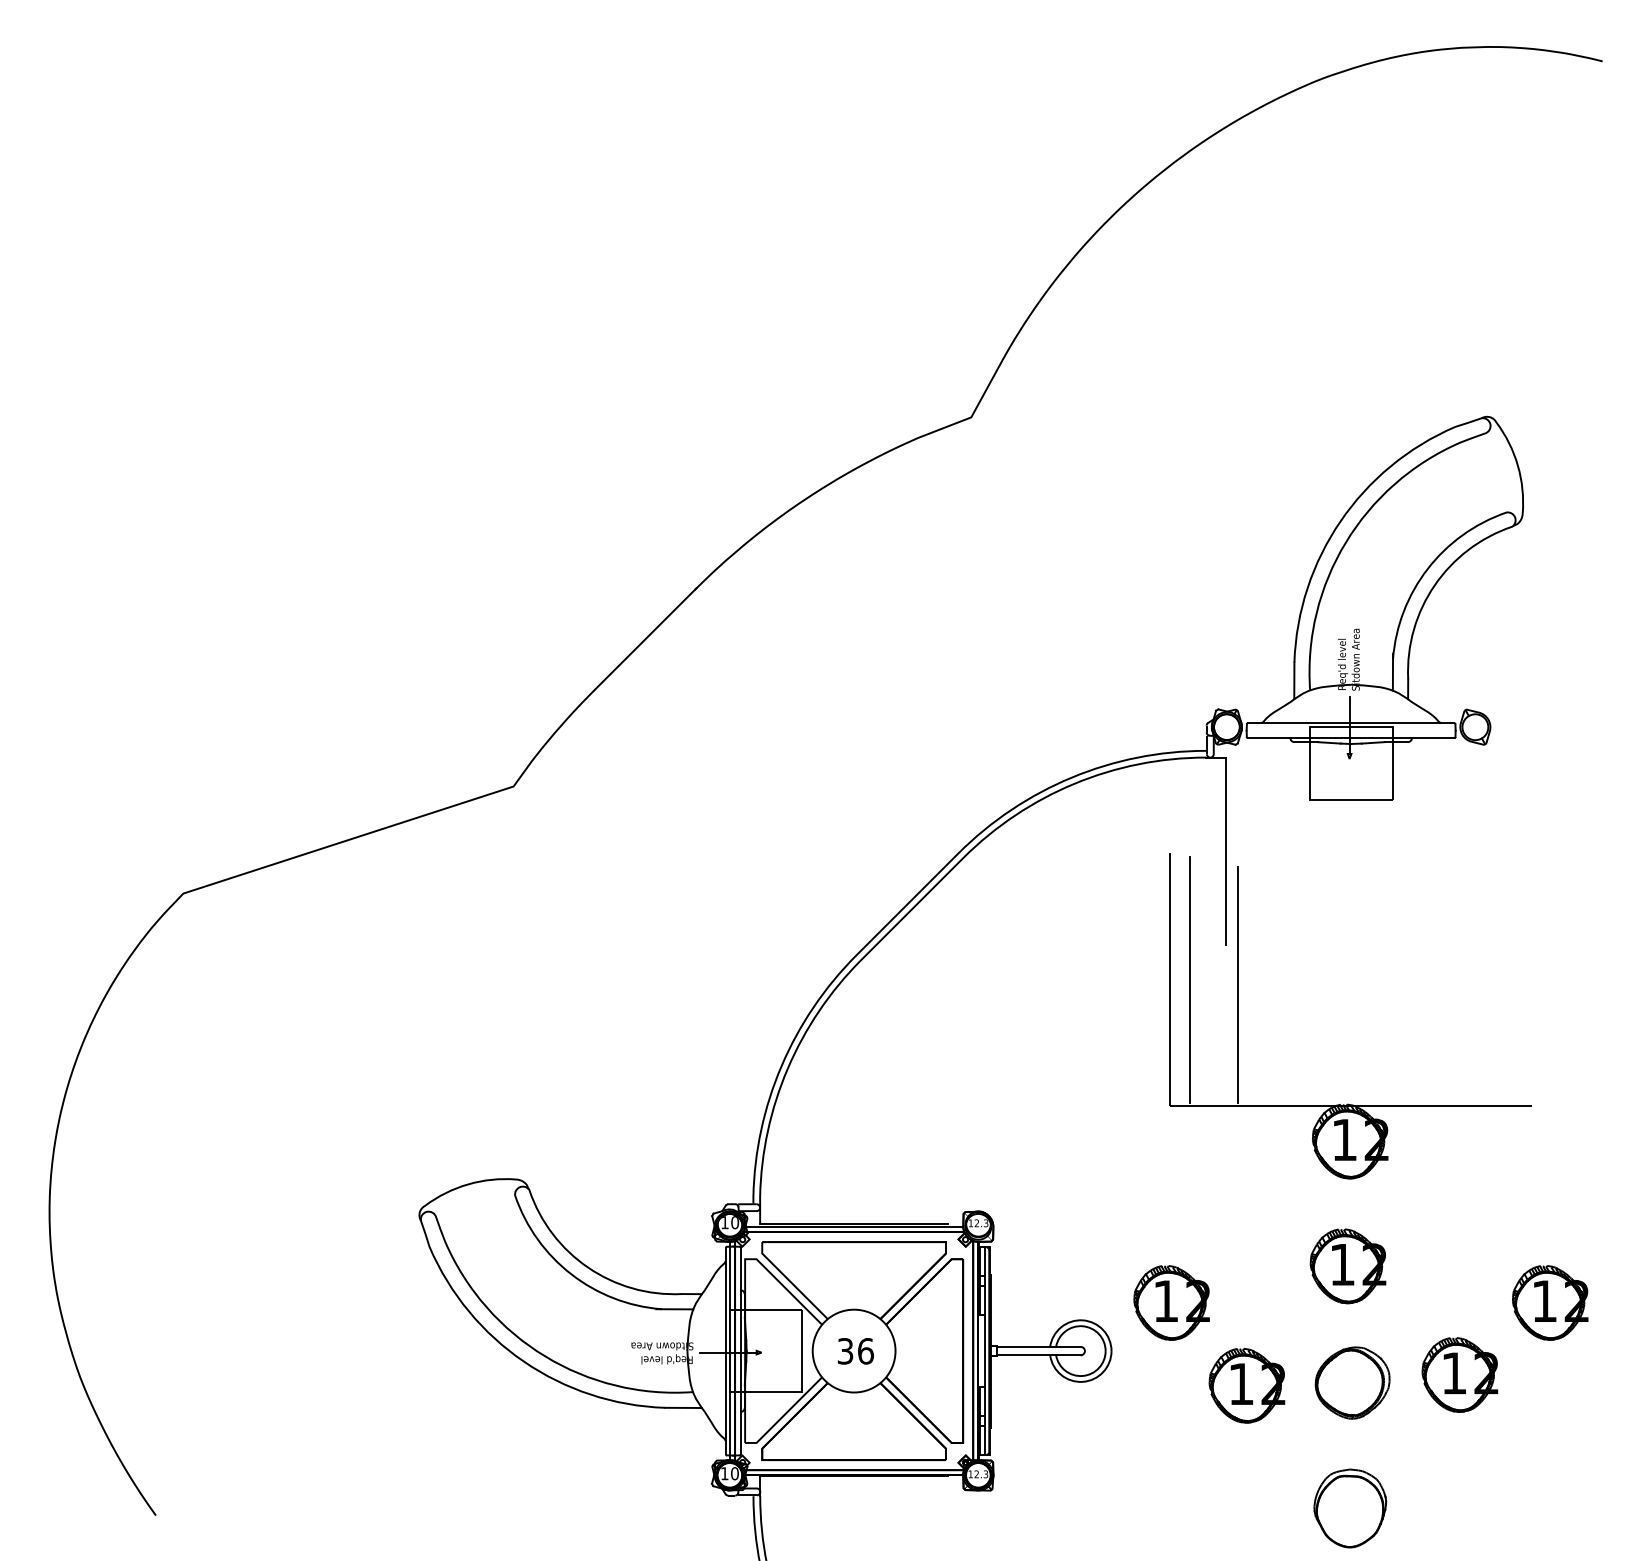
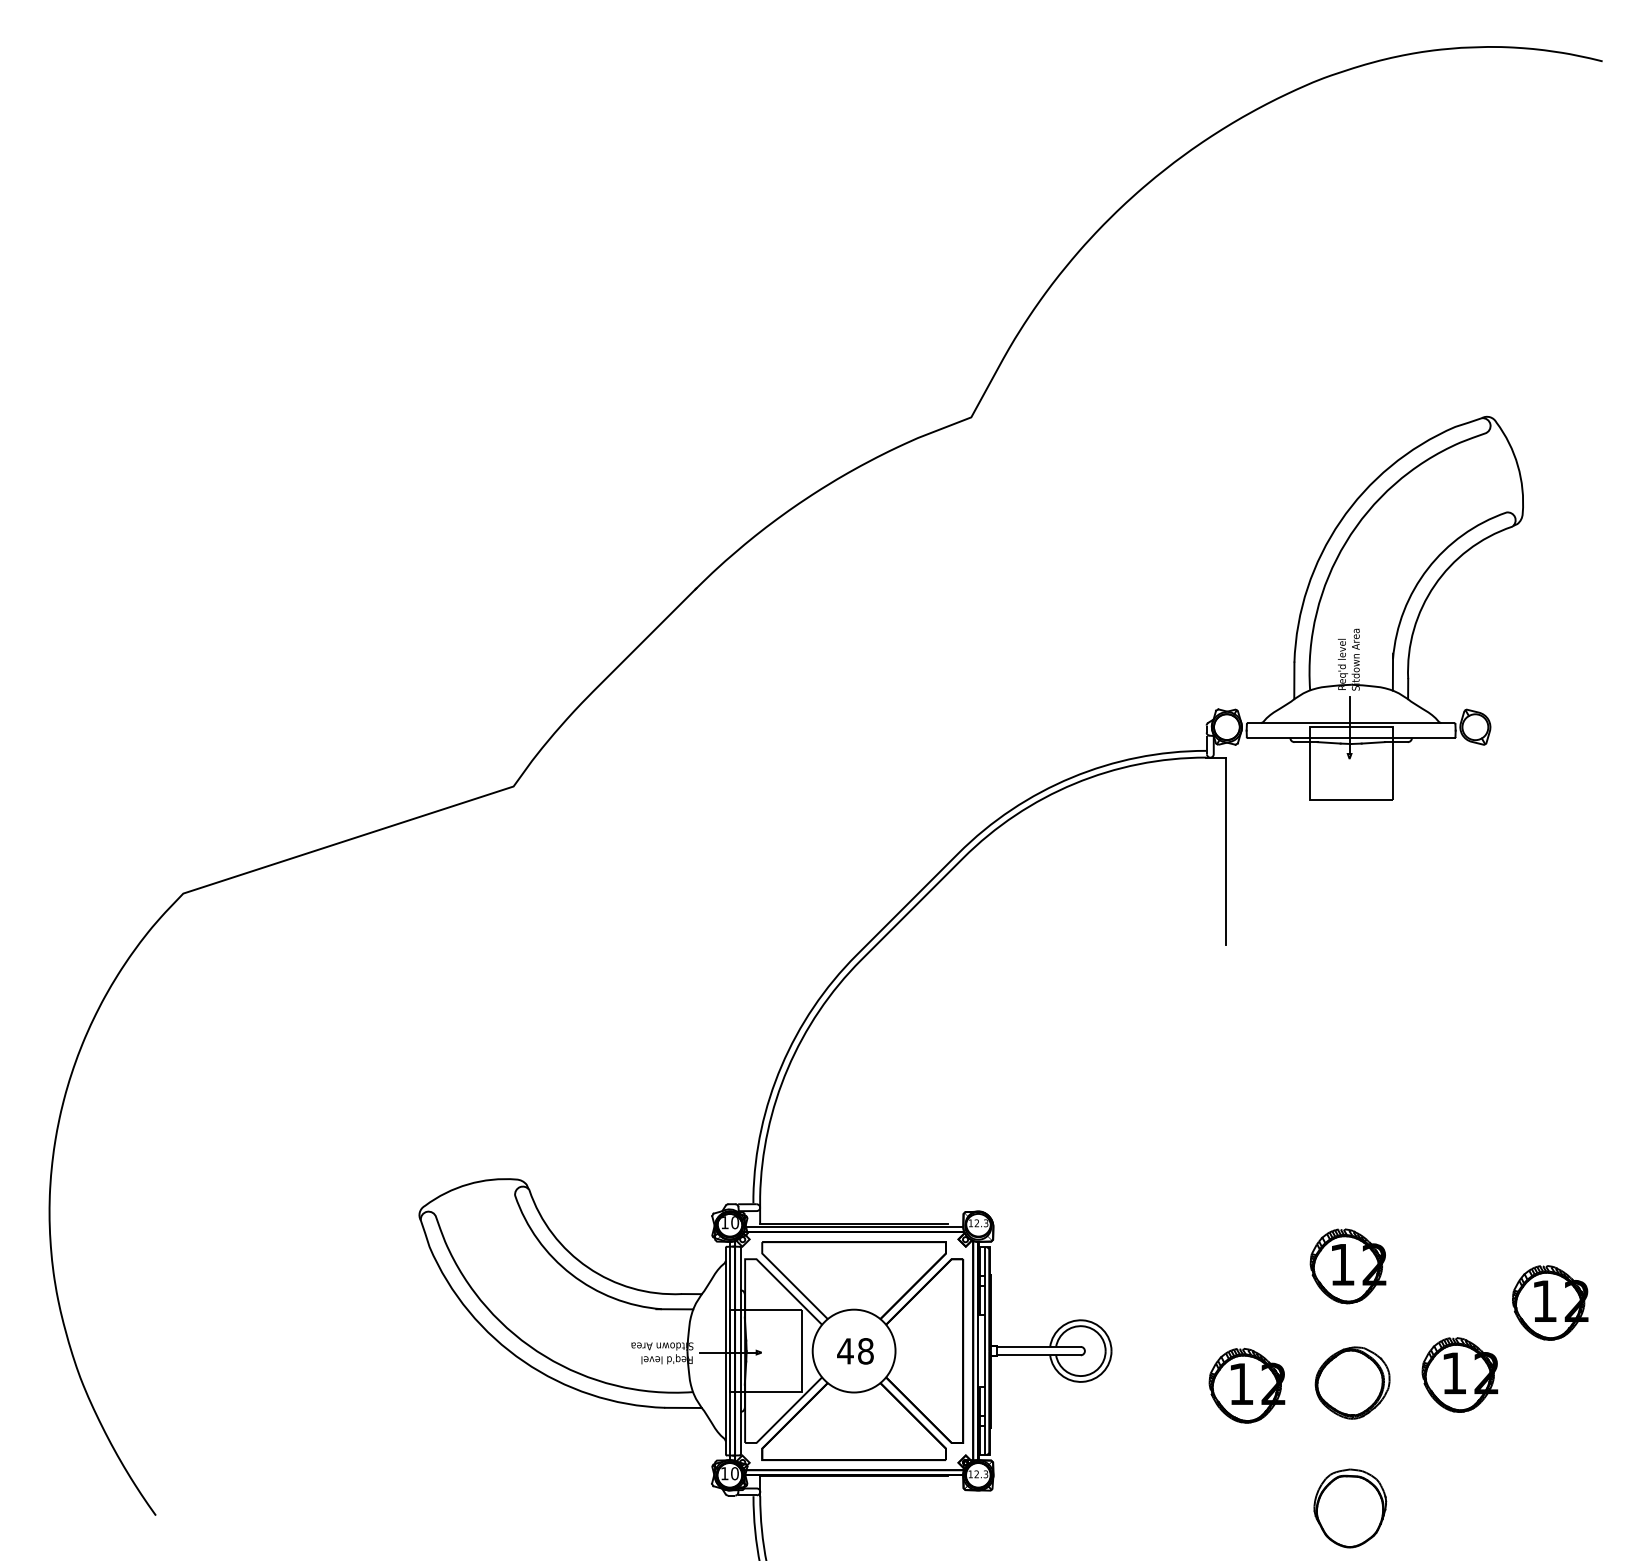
part: present -> none (1348, 1103)
part: present -> none (1171, 1302)
text: 36 -> 48 (855, 1351)
